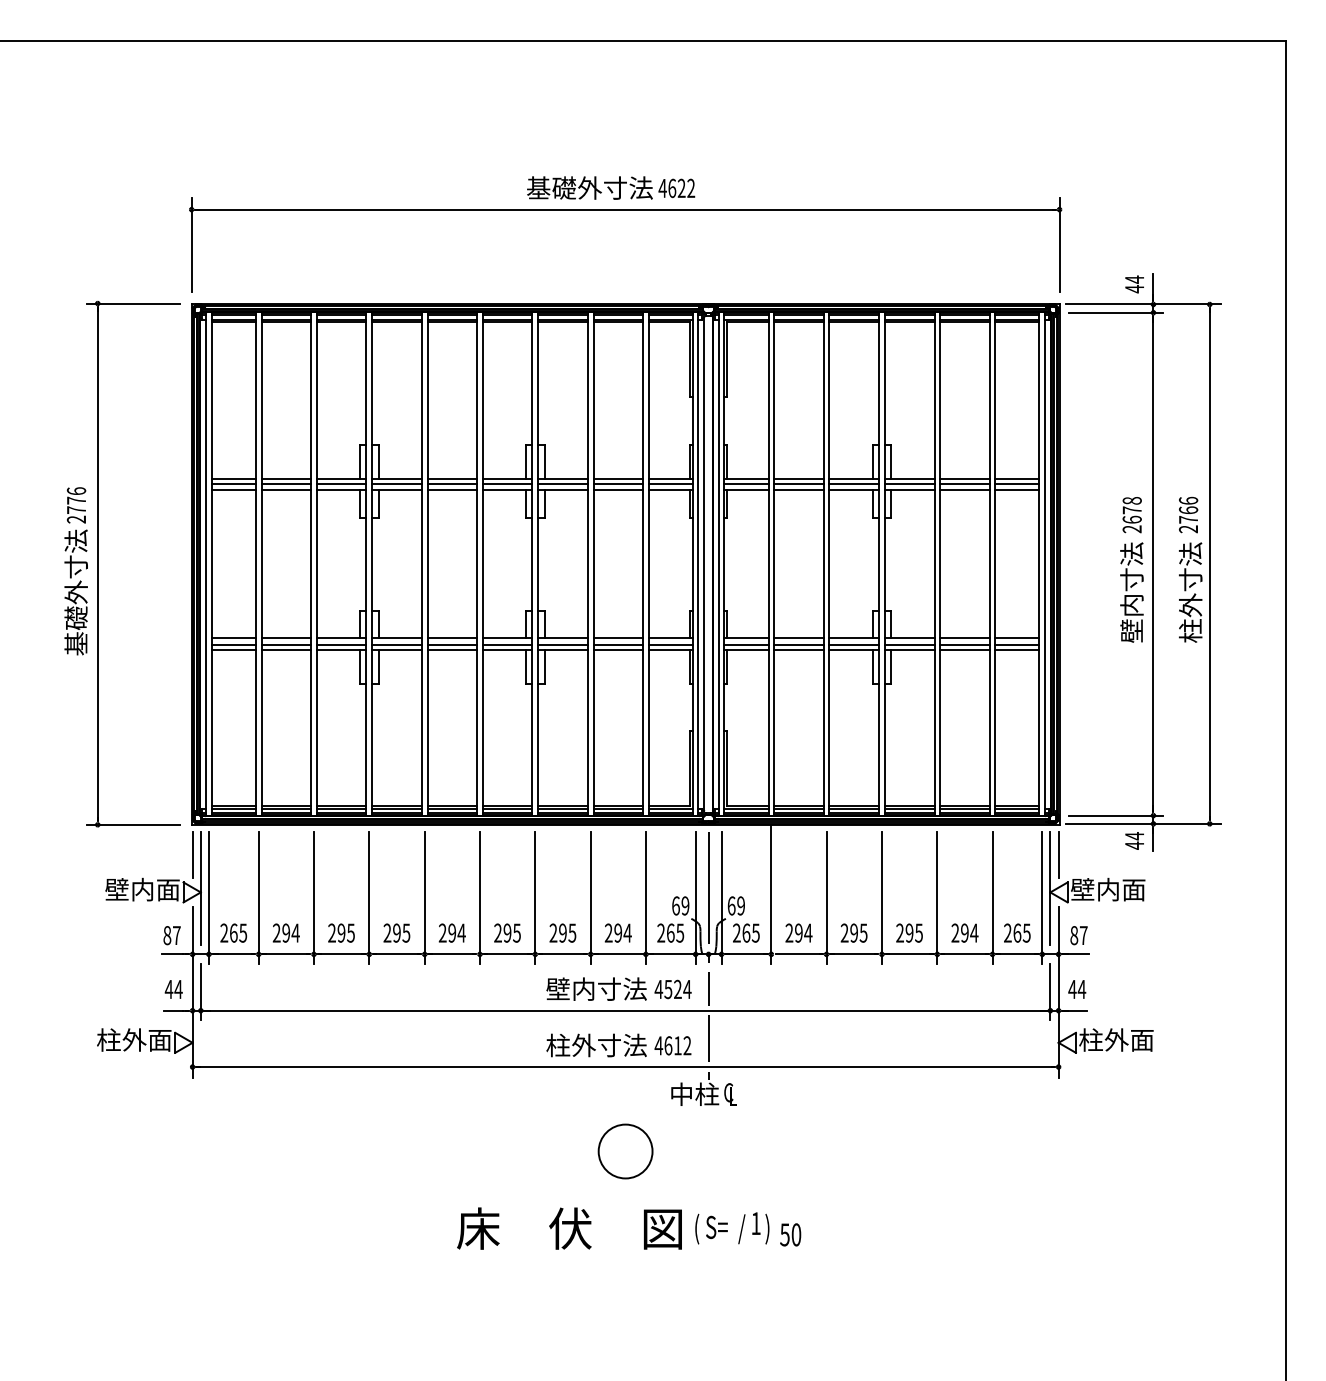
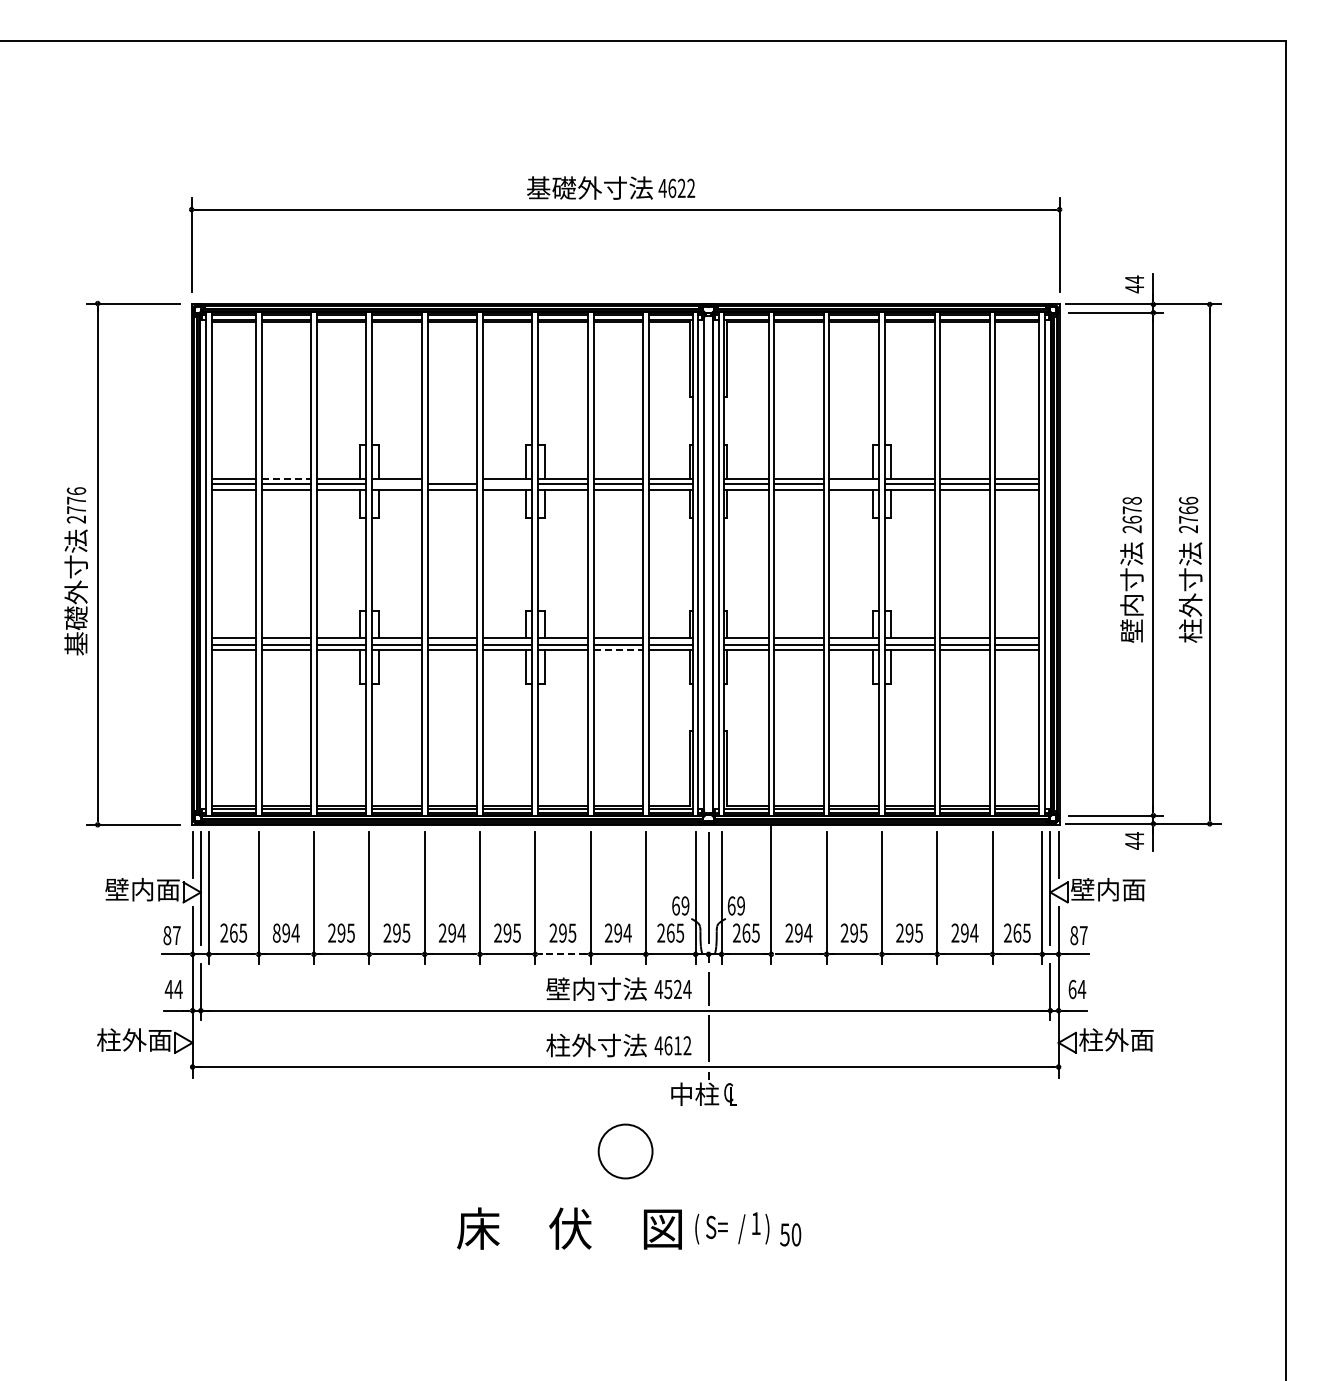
line: solid -> dashed (286, 478)
line: present -> none (452, 478)
line: present -> none (396, 483)
line: present -> none (507, 483)
line: present -> none (854, 483)
line: solid -> dashed (618, 649)
text: 294 -> 894 (276, 932)
line: solid -> dashed (562, 954)
text: 44 -> 64 (1072, 989)
